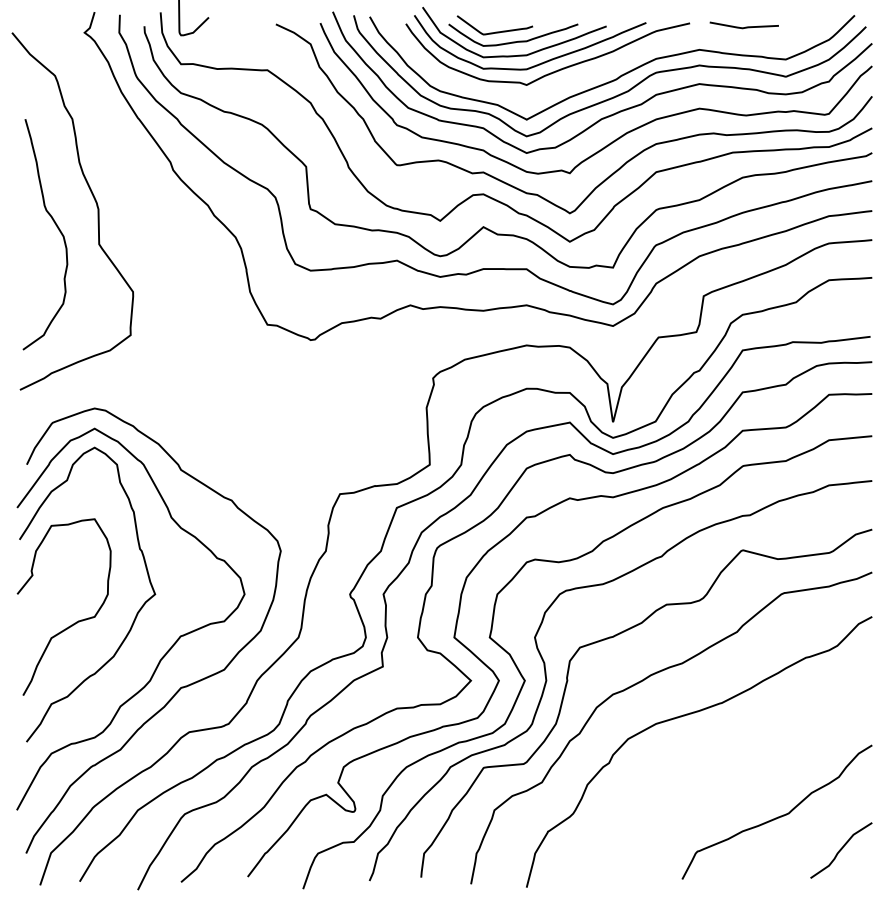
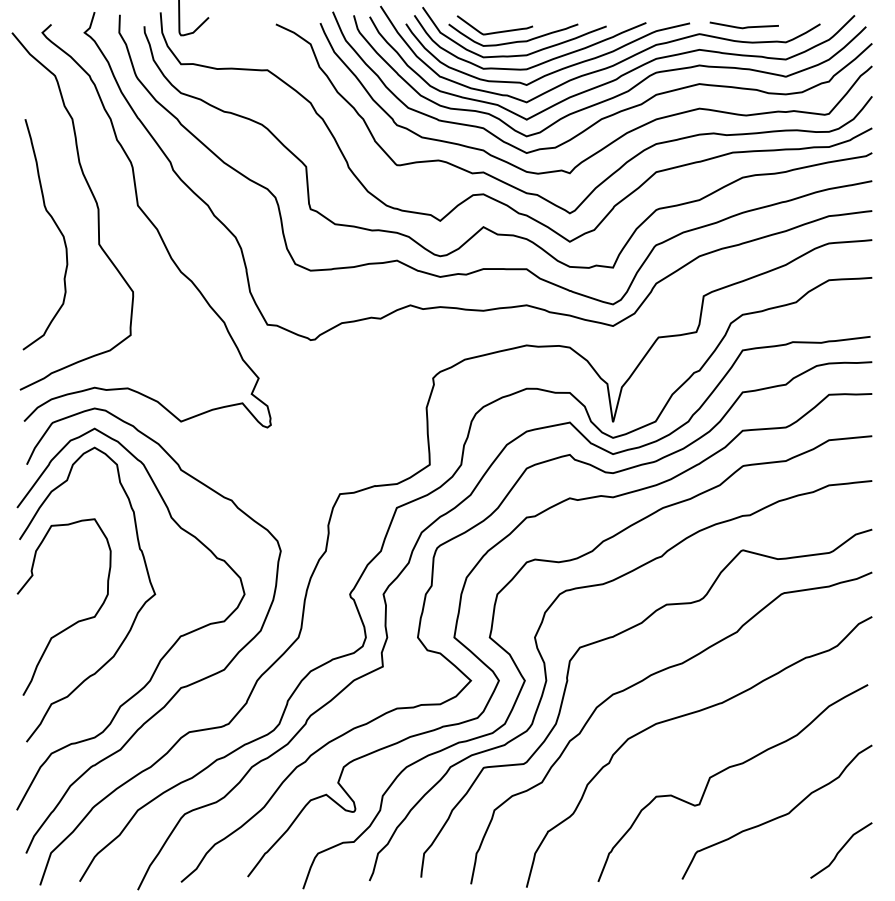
curve: none -> present (607, 66)
curve: none -> present (150, 222)
curve: none -> present (725, 770)
